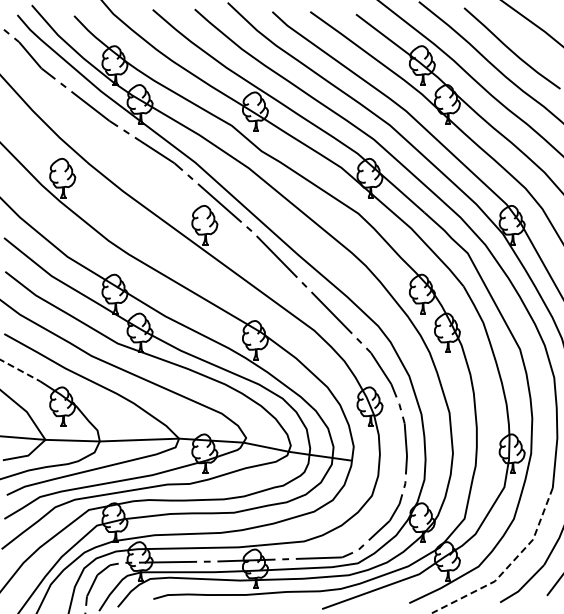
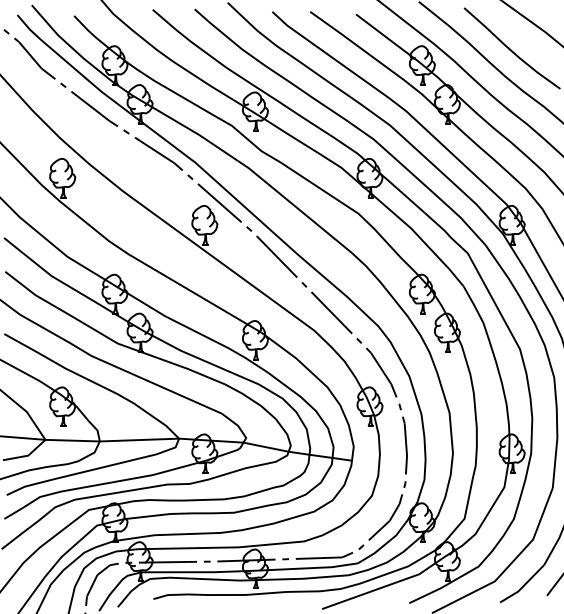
line: dashed -> solid (20, 370)
line: dashed -> solid (509, 565)
